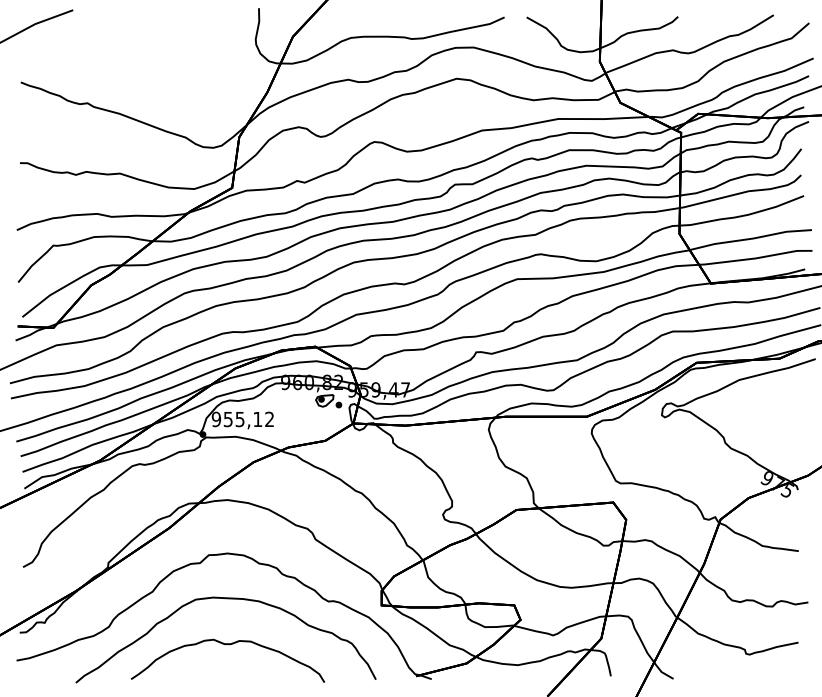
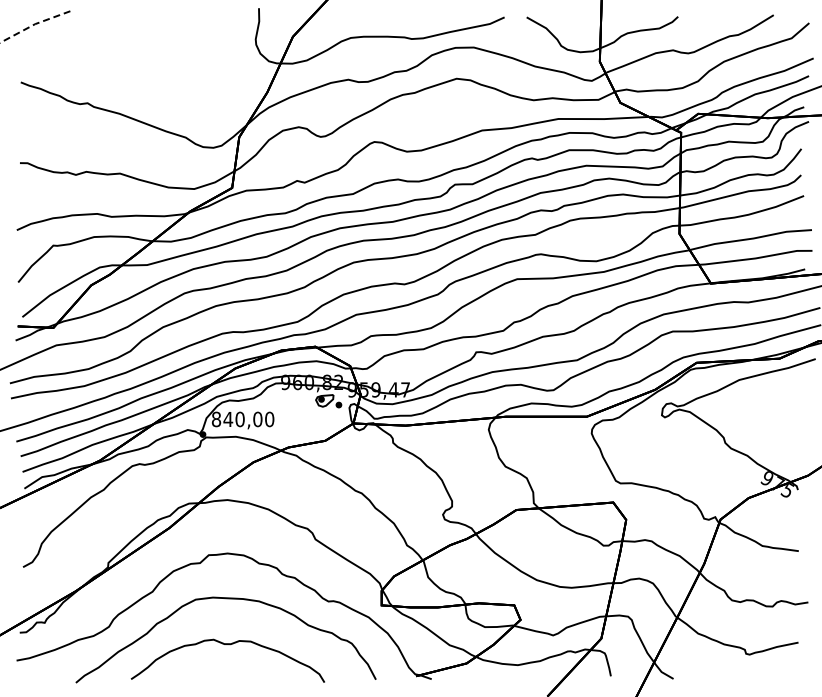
line: solid -> dashed (35, 24)
text: 955,12 -> 840,00 (242, 419)
